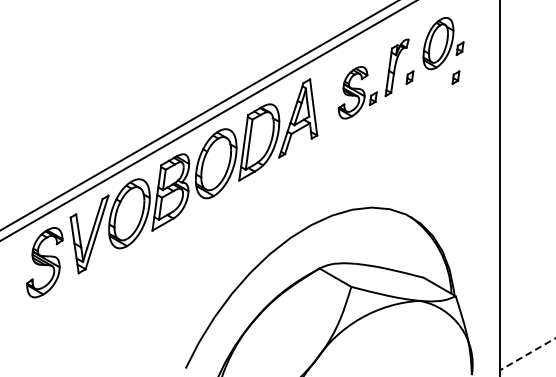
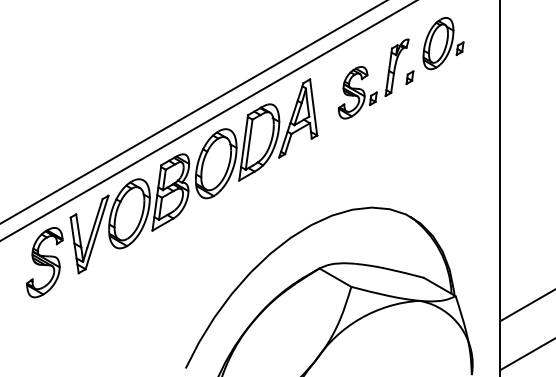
part: present -> none (455, 77)
line position: (199, 115) -> (193, 112) (193, 112)
line: none -> present (526, 306)
line: dashed -> solid (527, 354)
